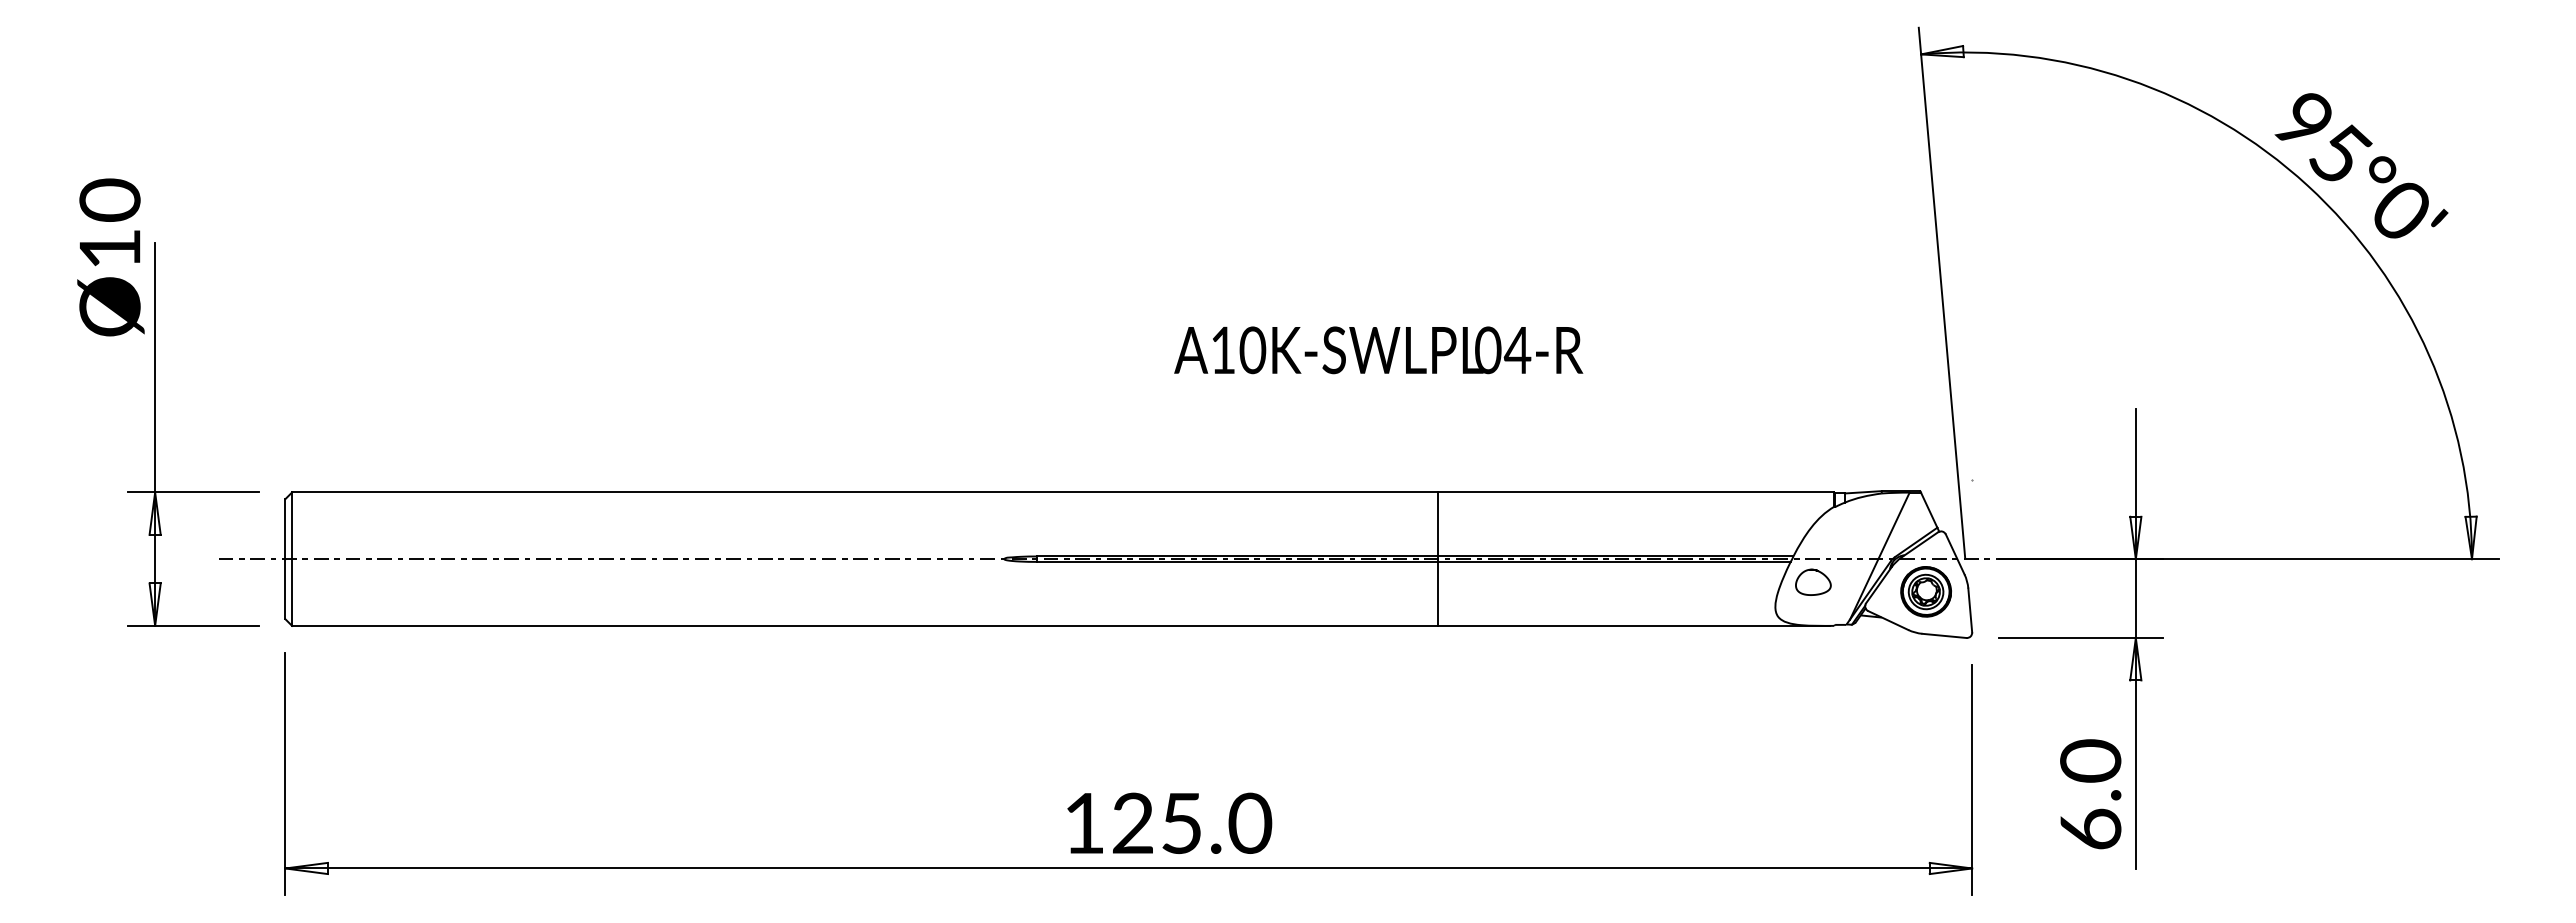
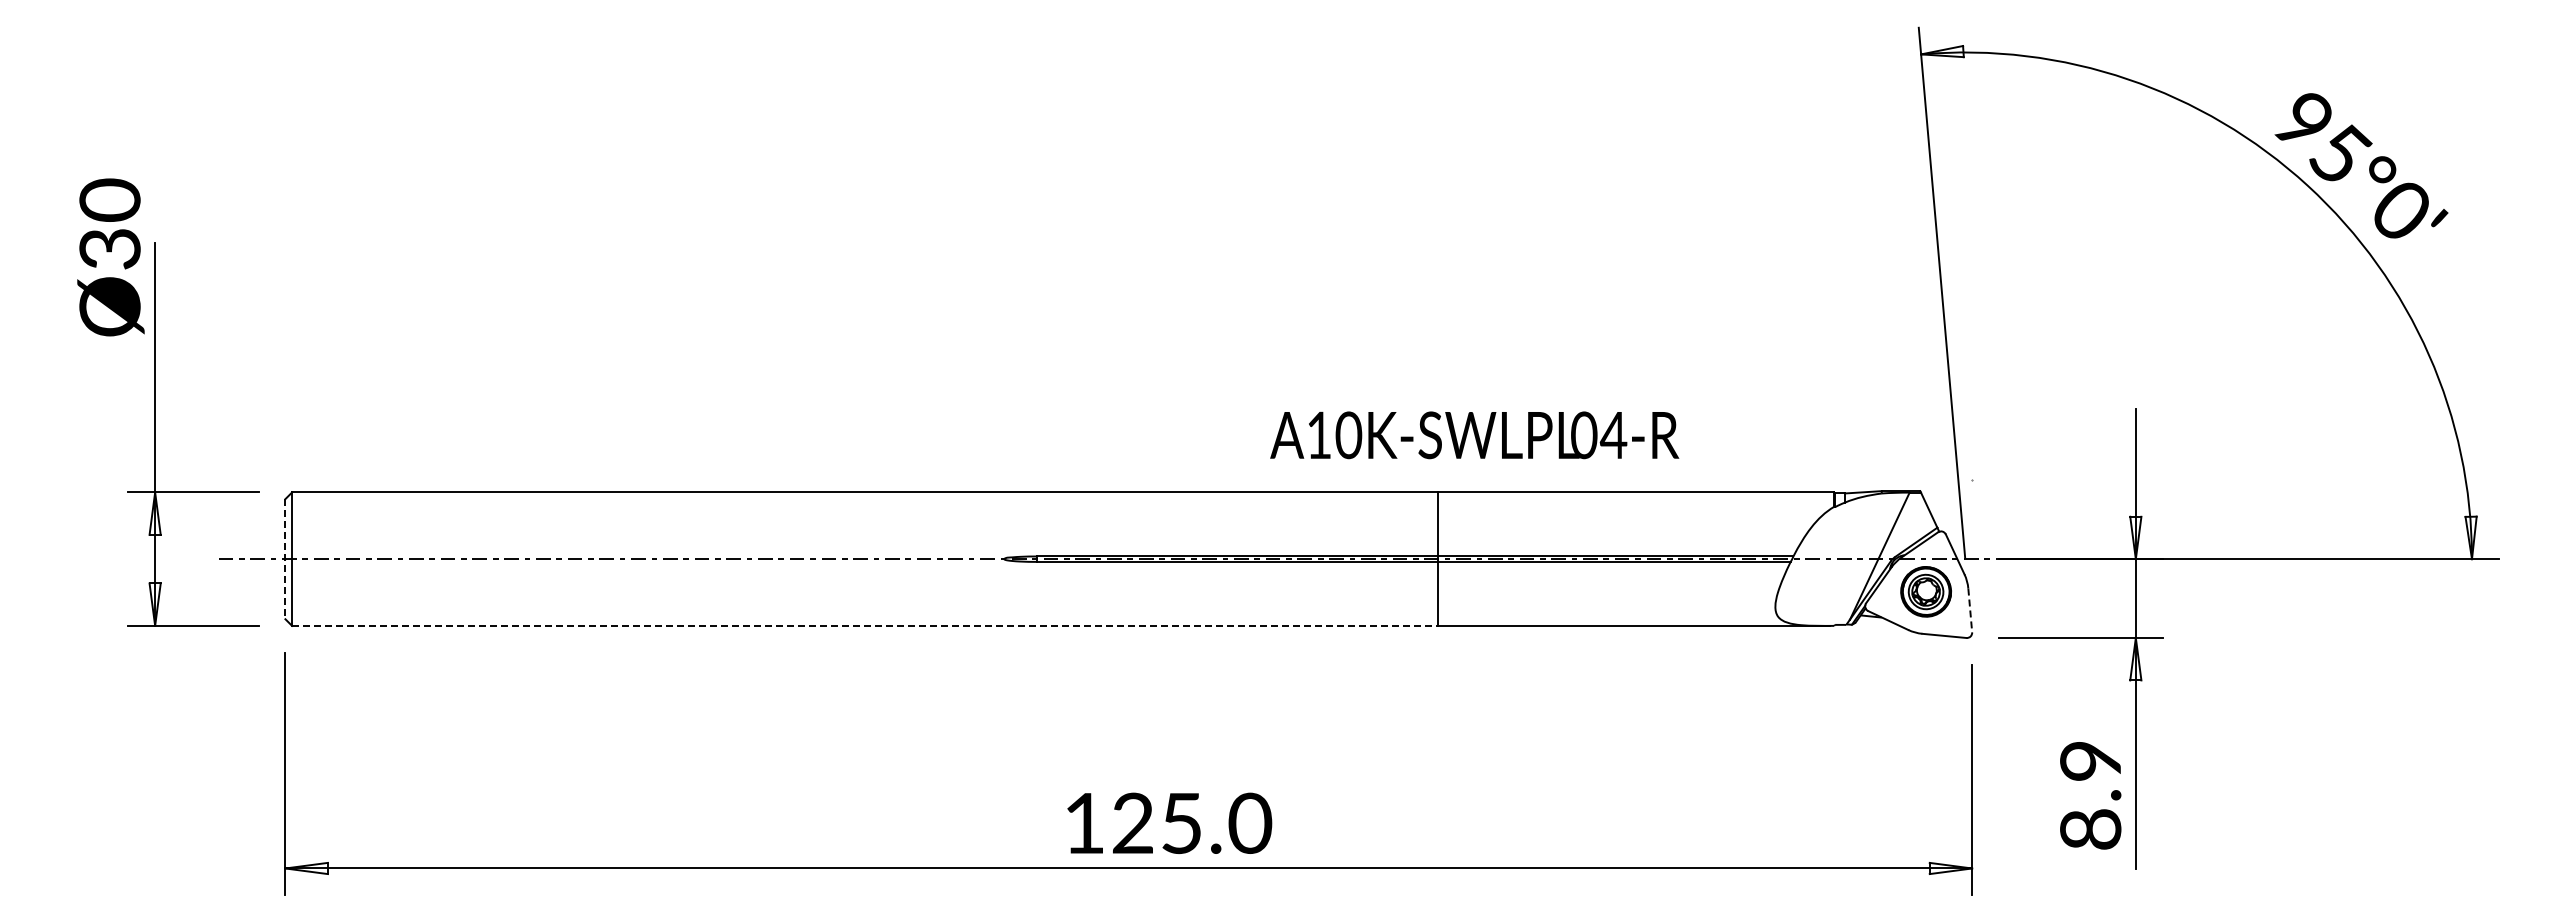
text: Ø10 -> Ø30 (109, 249)
text position: (1378, 350) -> (1474, 435) (1474, 435)
line: solid -> dashed (285, 559)
curve: present -> none (1815, 571)
line: solid -> dashed (1970, 610)
line: solid -> dashed (865, 625)
text: 6.0 -> 8.9 (2090, 794)
